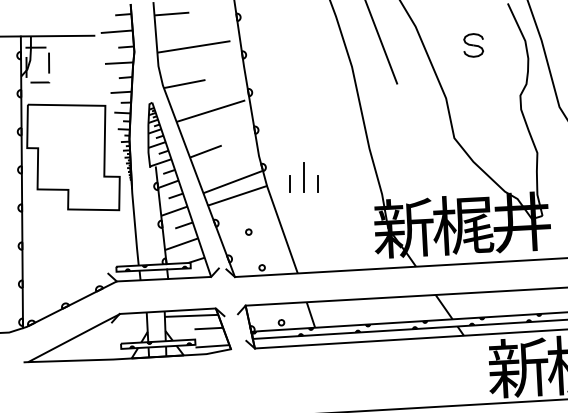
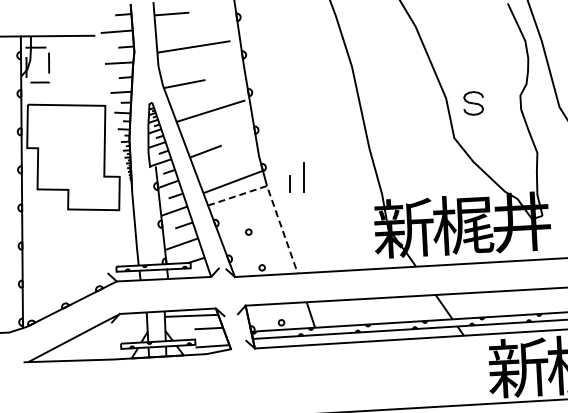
line: present -> none (381, 42)
part position: (473, 45) -> (473, 103) (473, 103)
line: present -> none (317, 183)
line: solid -> dashed (271, 200)
